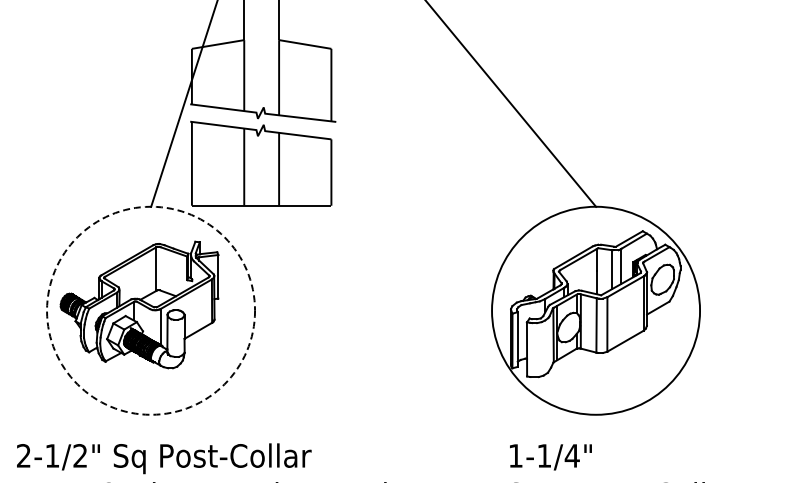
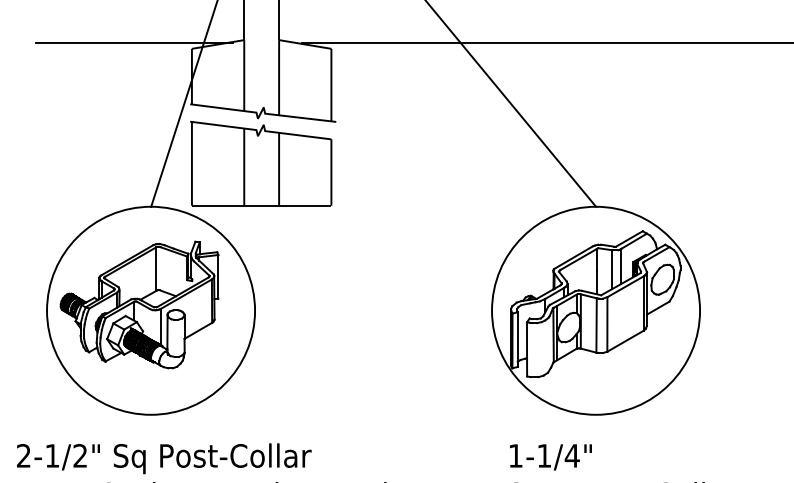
line: none -> present (133, 43)
line: none -> present (546, 43)
circle: dashed -> solid (151, 310)
